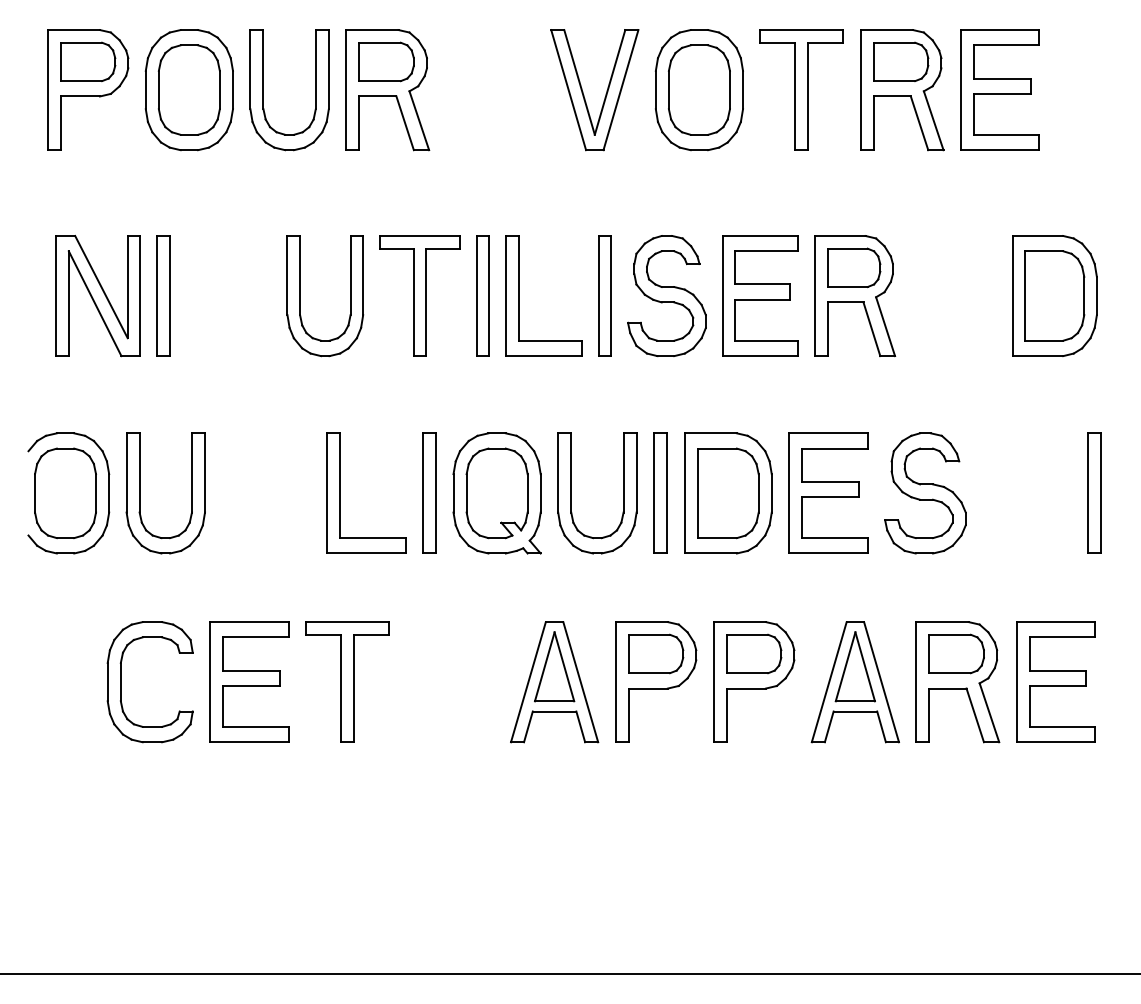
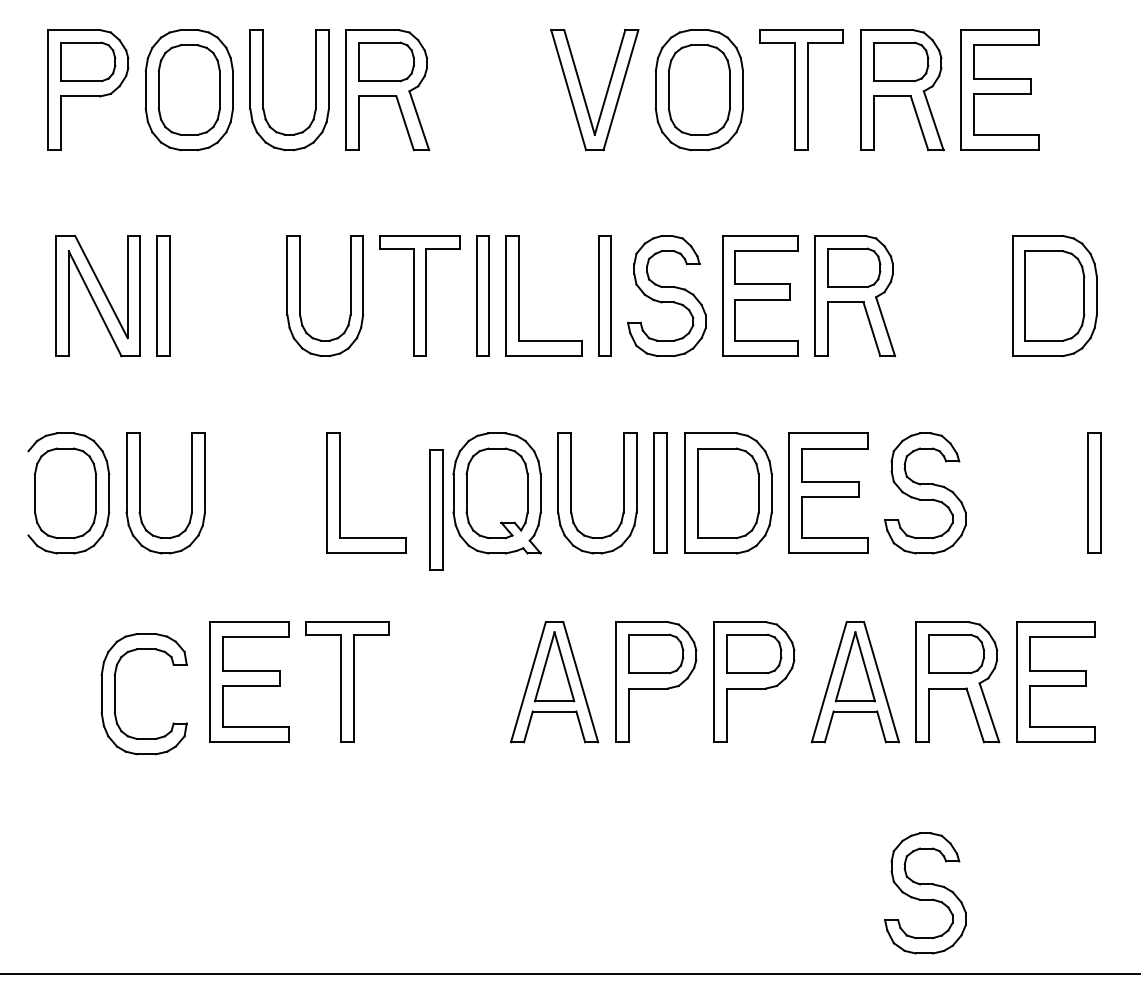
part position: (429, 492) -> (436, 509) (436, 509)
part position: (121, 682) -> (115, 694) (115, 694)
part: none -> present (925, 893)
